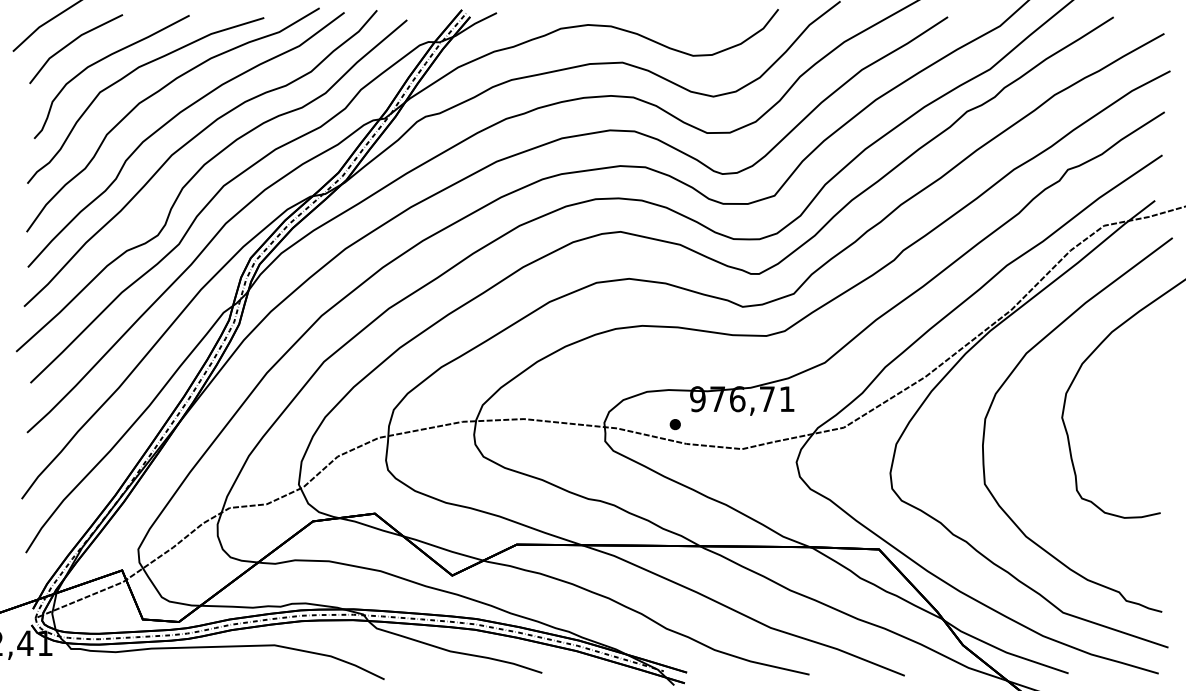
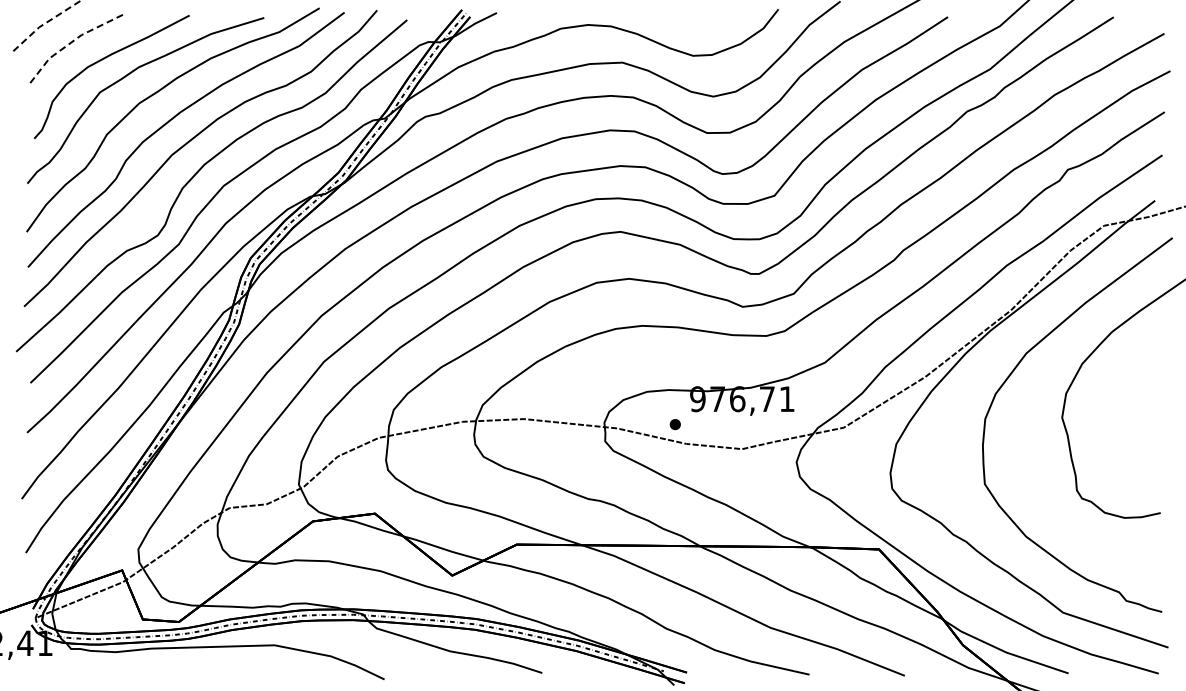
line: solid -> dashed (44, 24)
line: solid -> dashed (71, 42)
